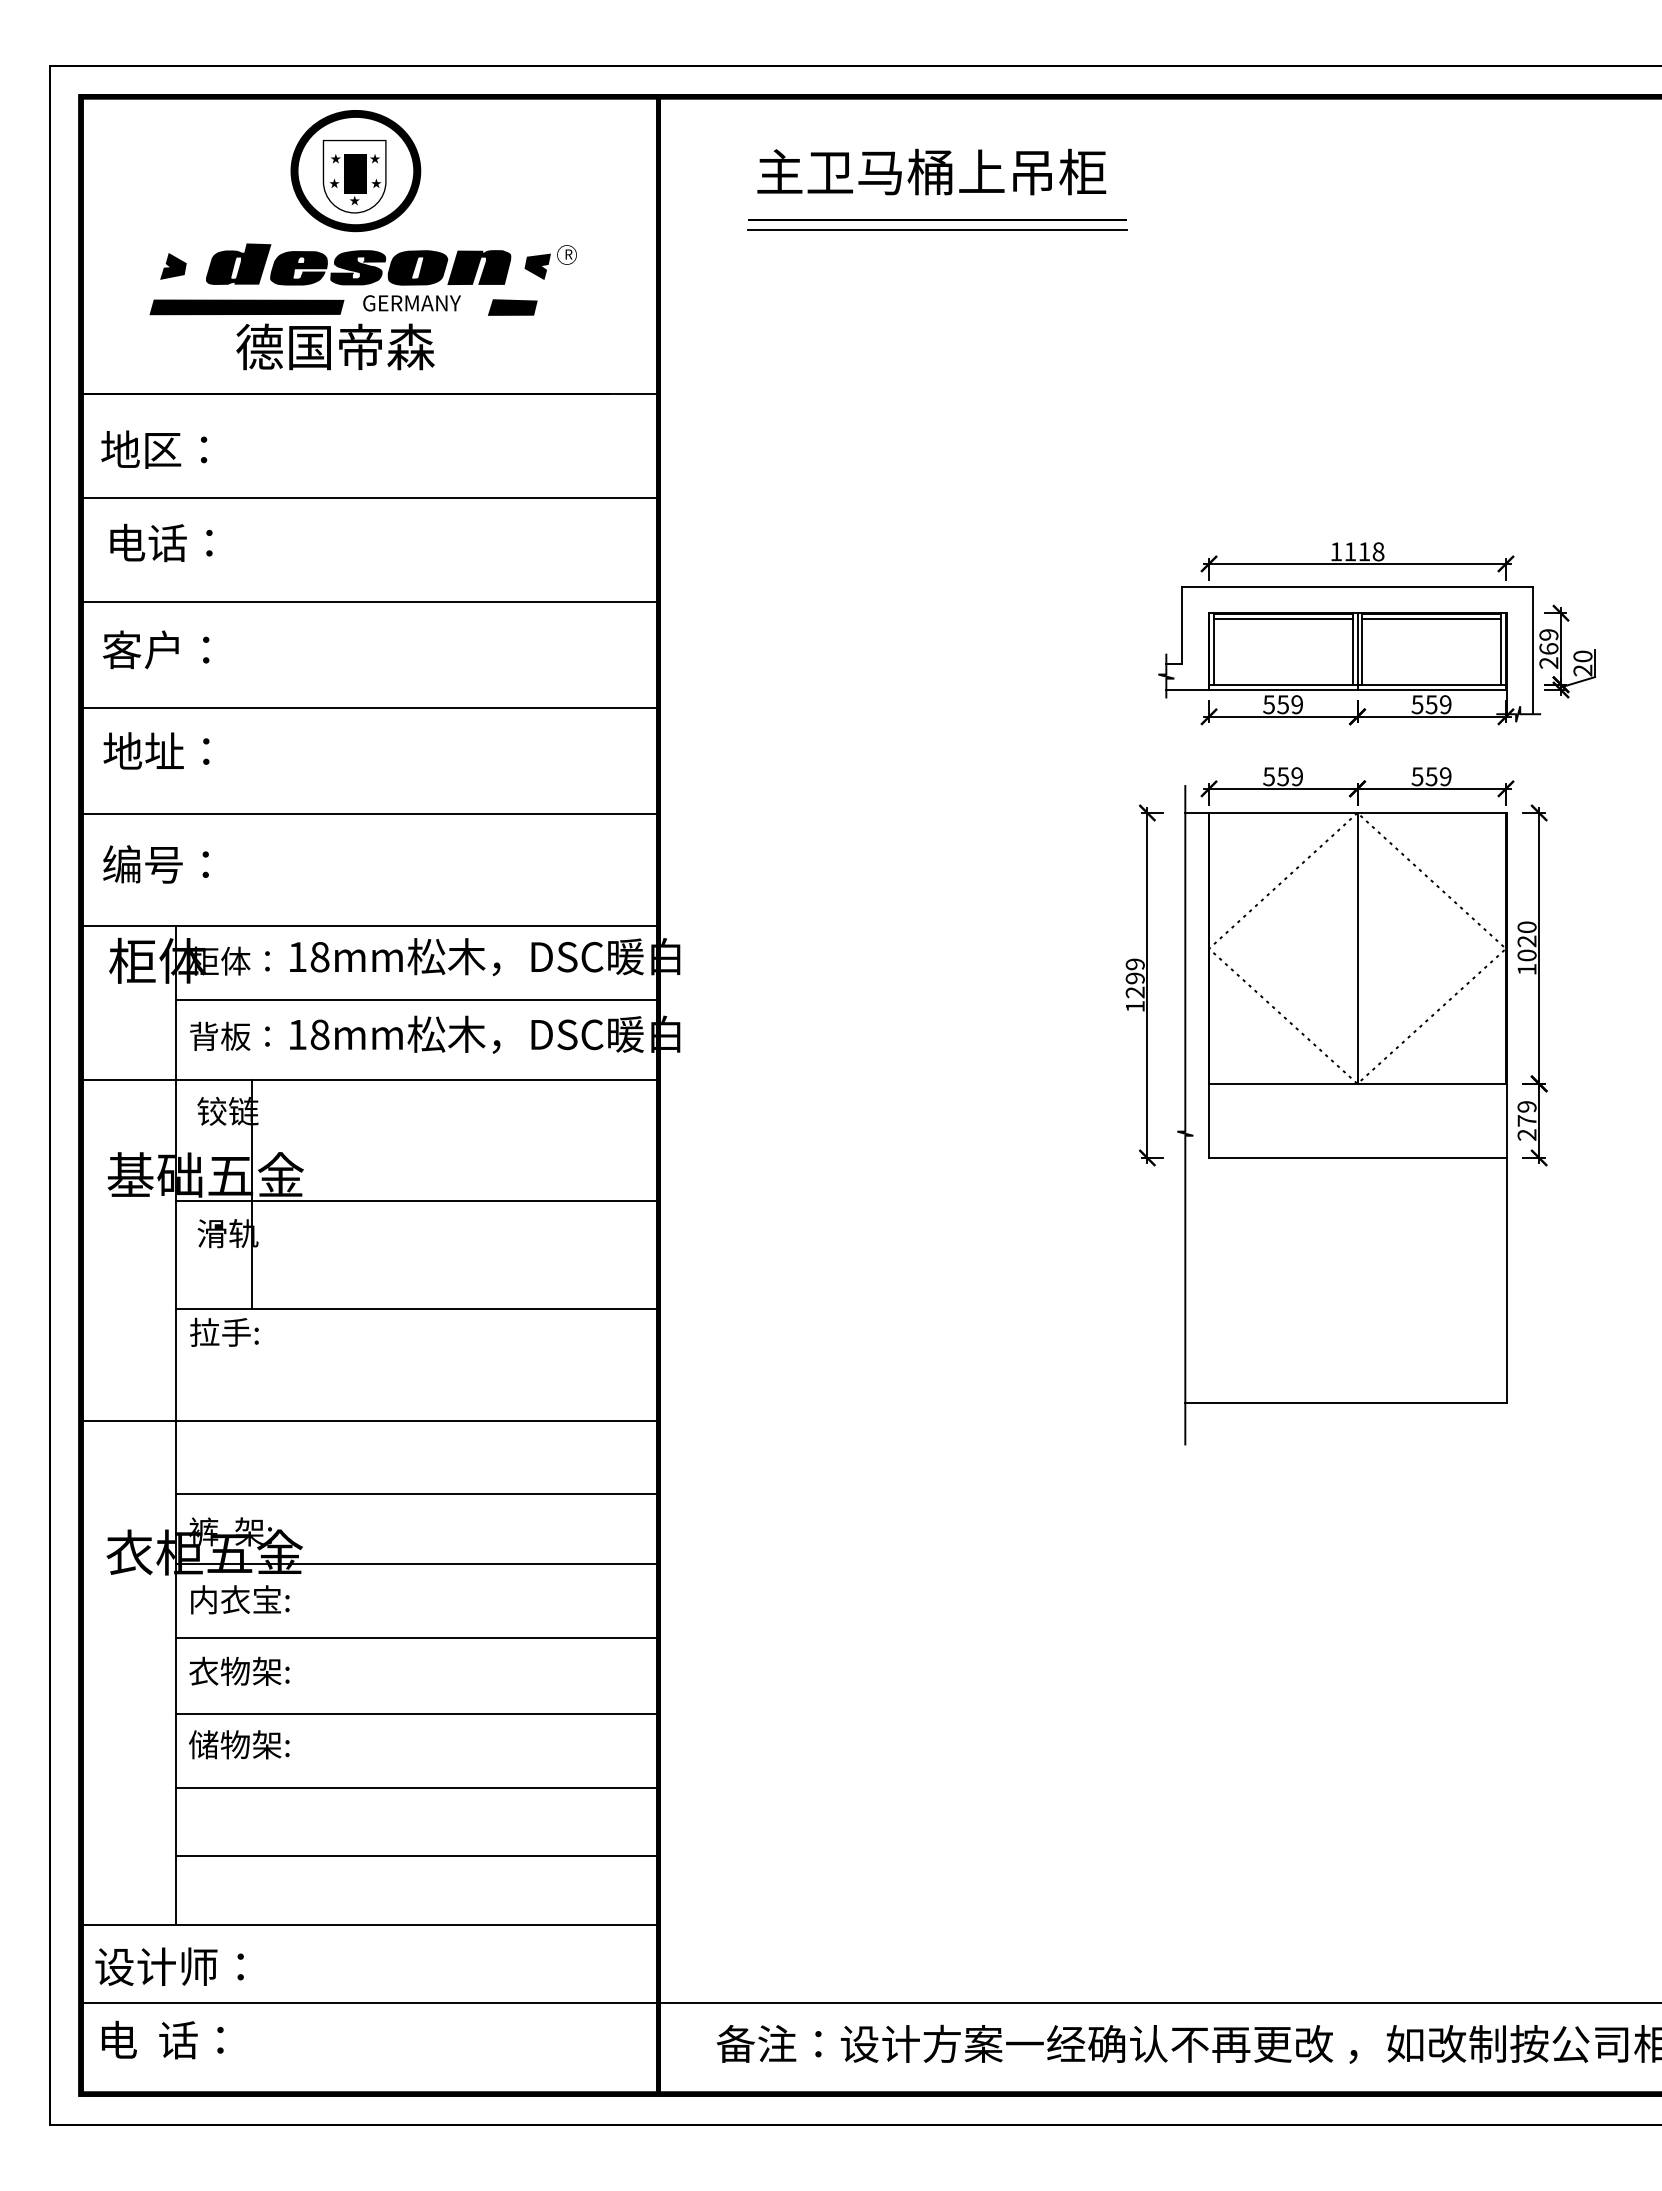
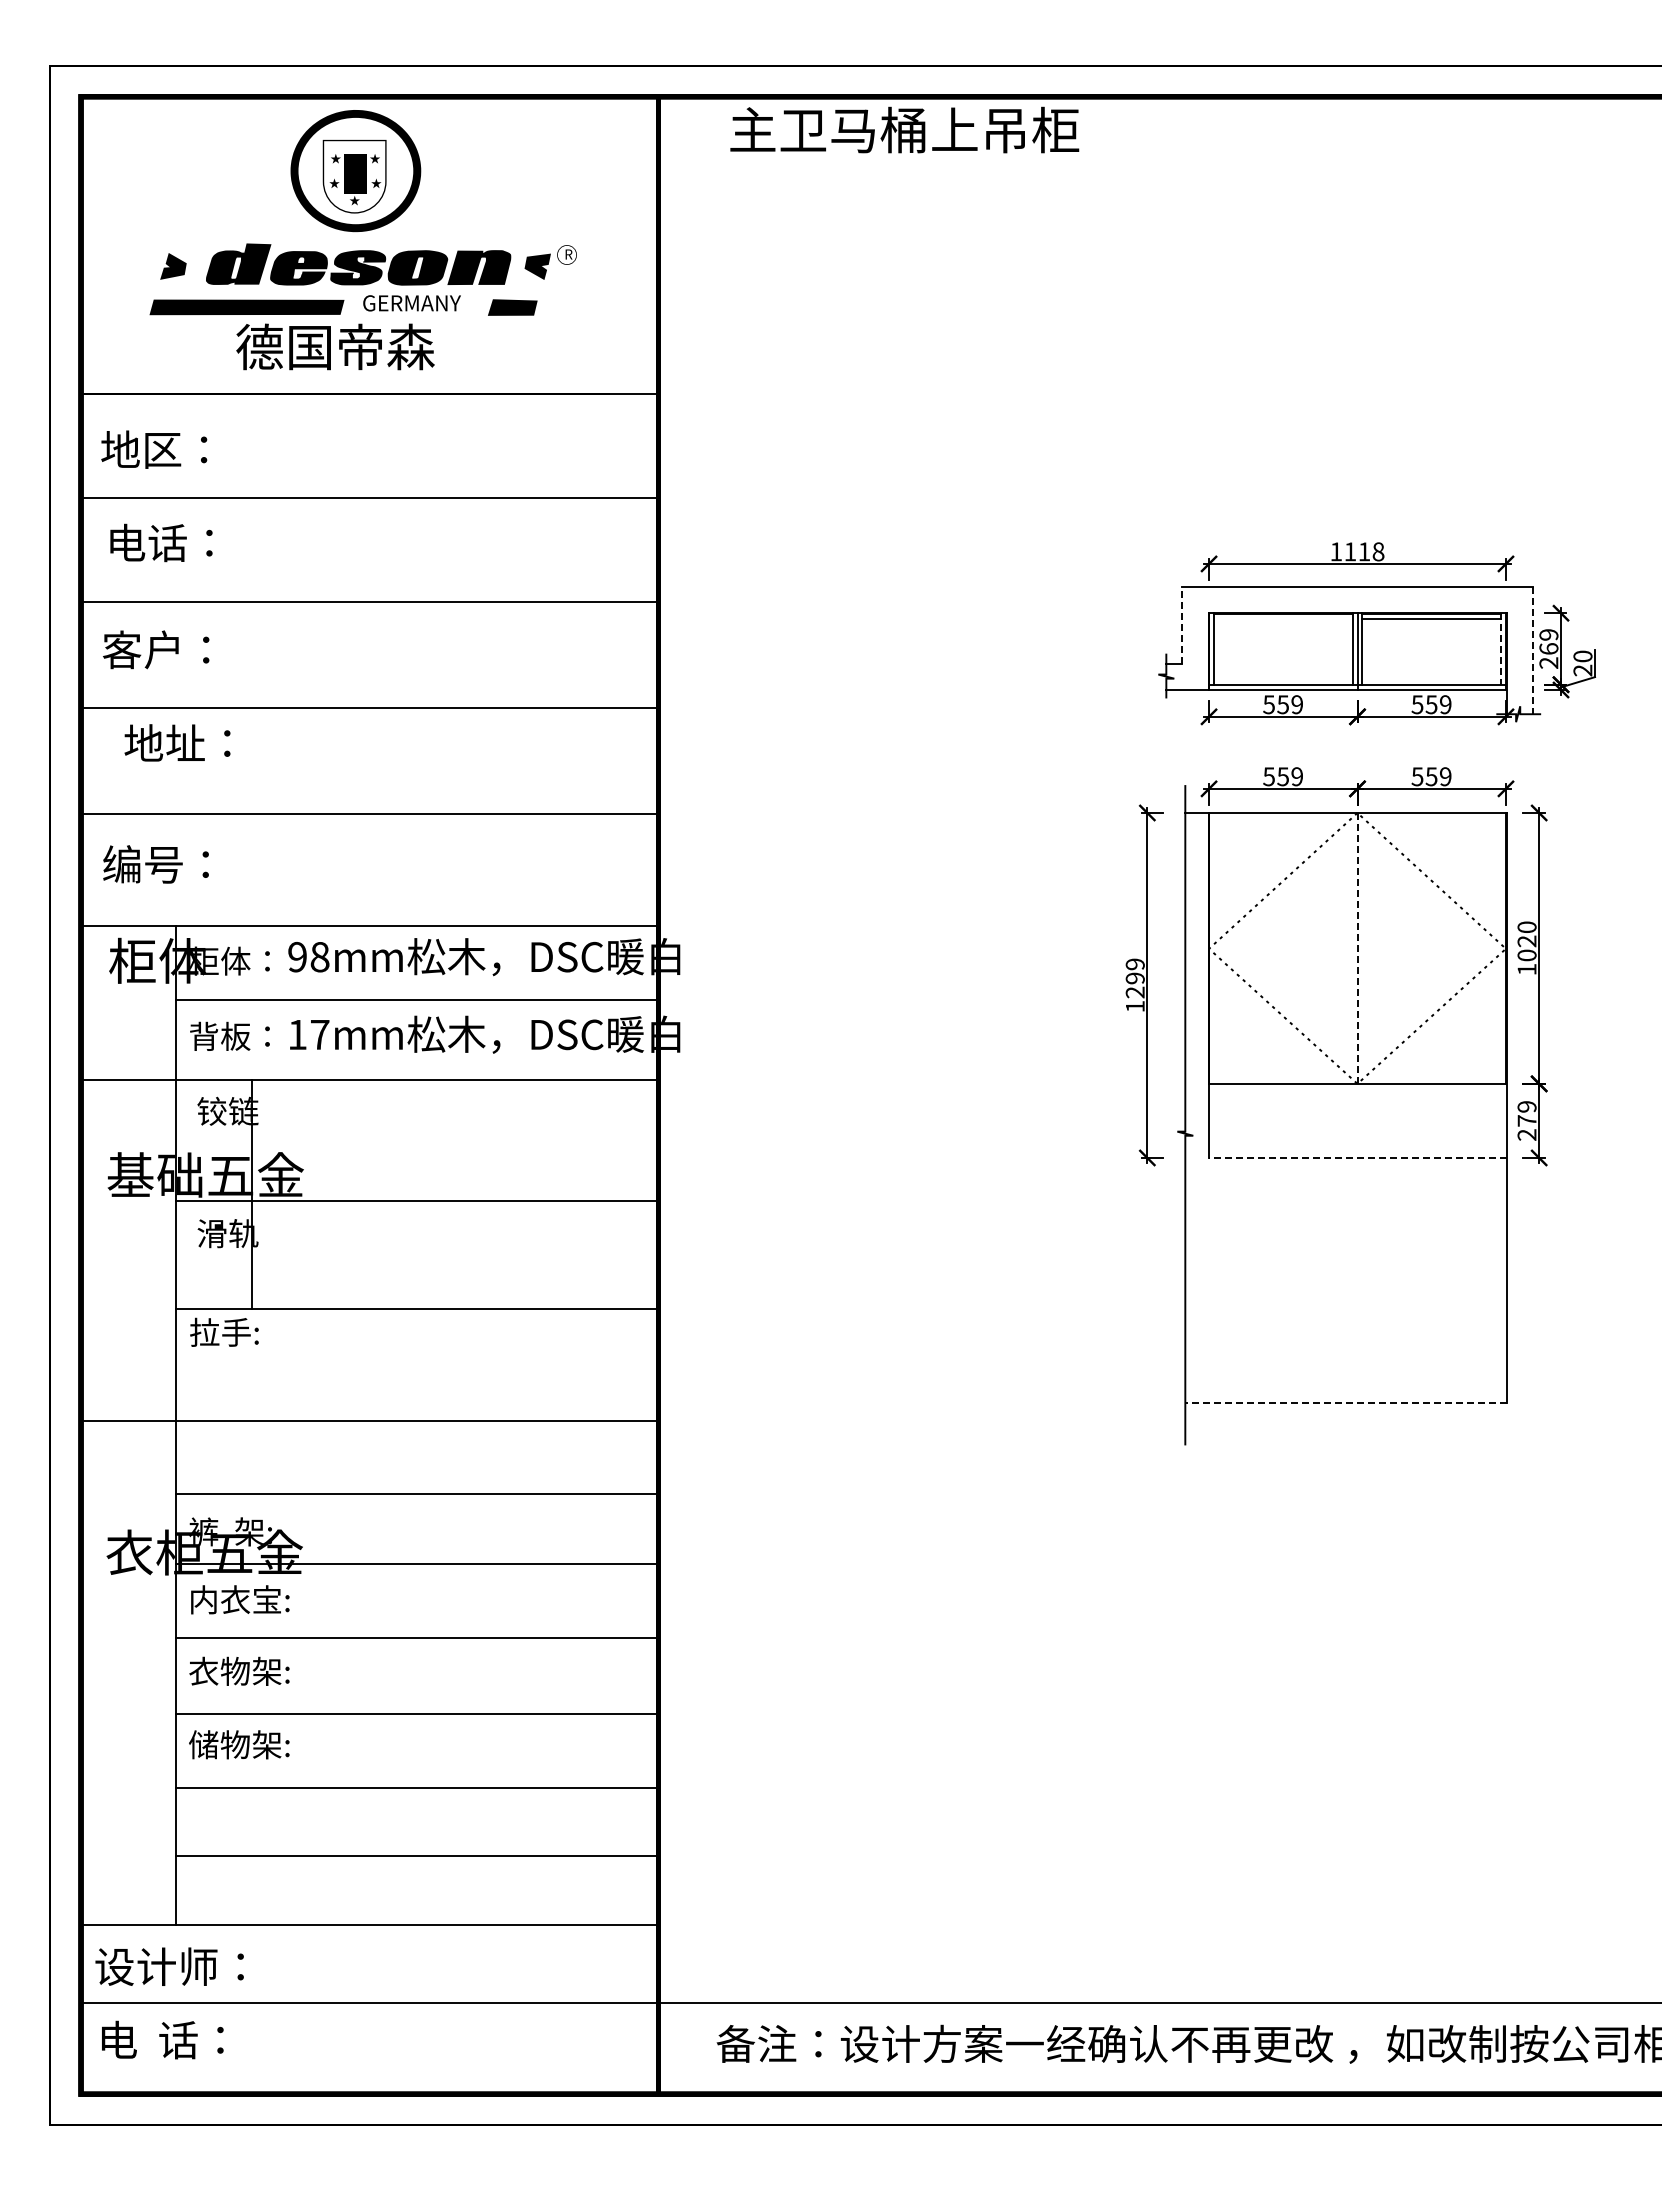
text position: (931, 171) -> (904, 129) (904, 129)
line: present -> none (937, 219)
line: present -> none (937, 229)
line: present -> none (1282, 618)
line: solid -> dashed (1181, 625)
line: solid -> dashed (1501, 648)
line: solid -> dashed (1533, 650)
text position: (156, 750) -> (177, 742) (177, 742)
line: solid -> dashed (1357, 947)
text: 18mm -> 98mm (297, 956)
text: 18mm -> 17mm (319, 1034)
line: solid -> dashed (1357, 1157)
line: solid -> dashed (1345, 1402)
